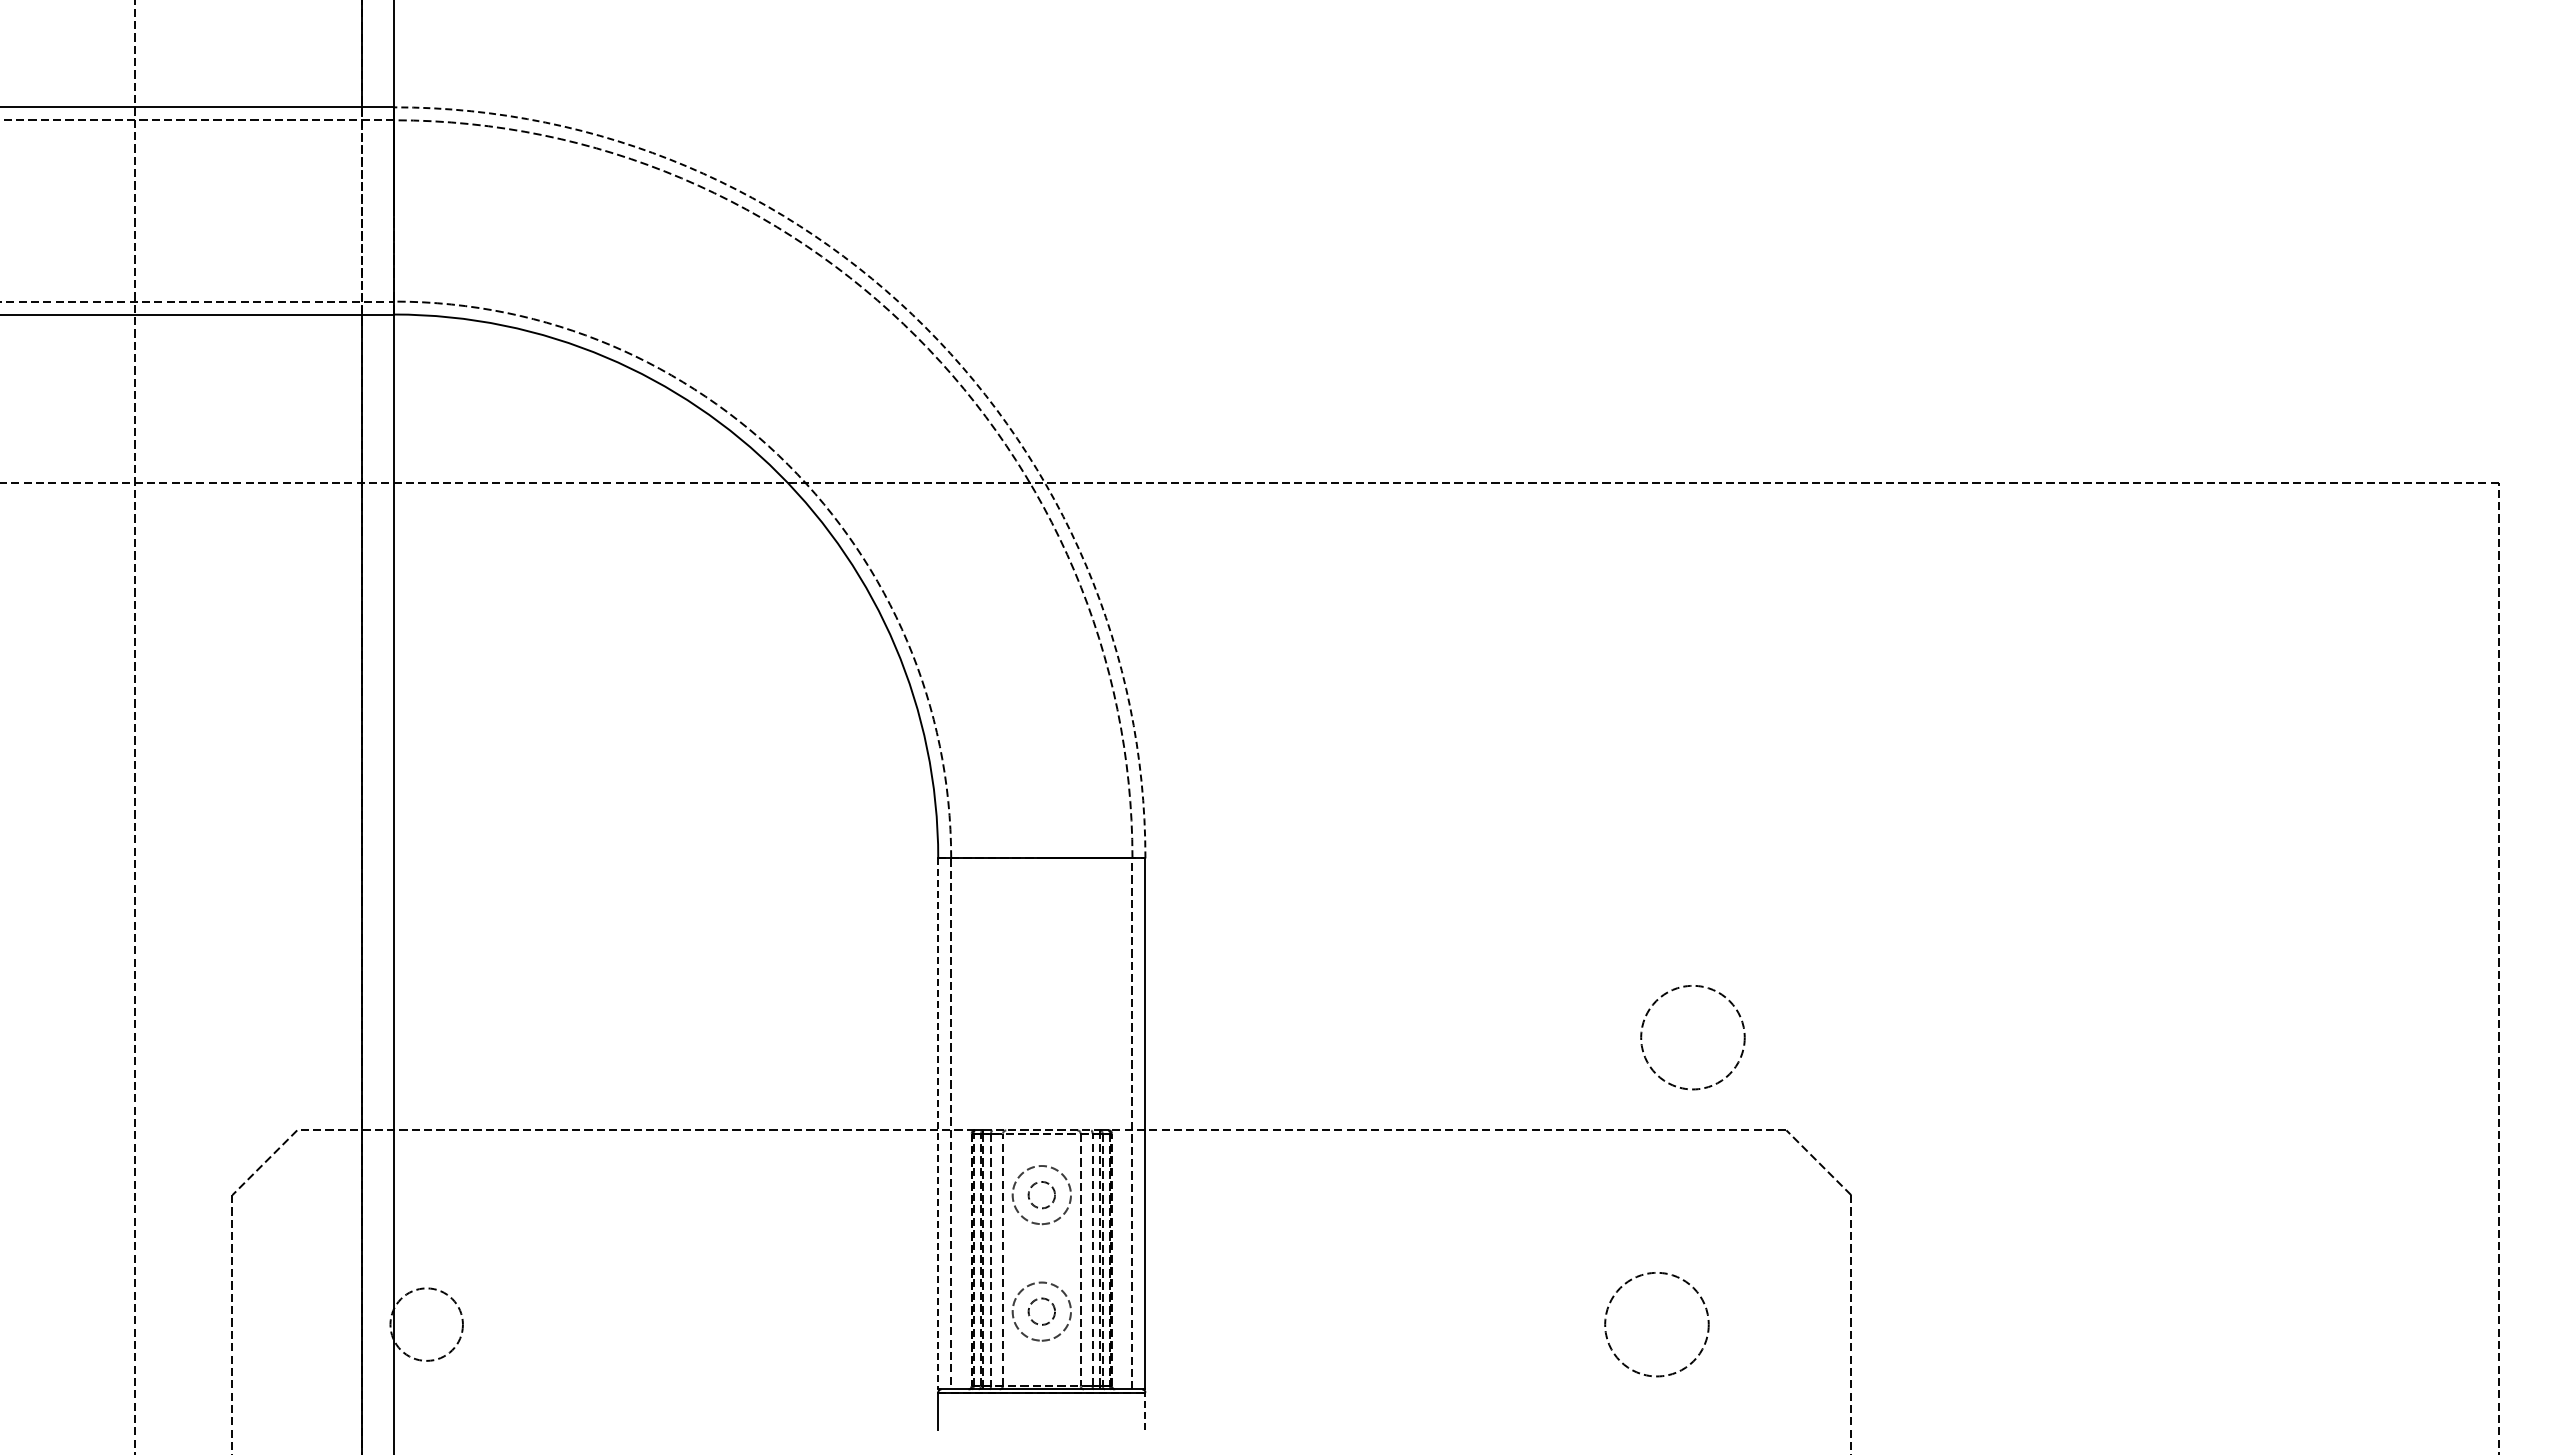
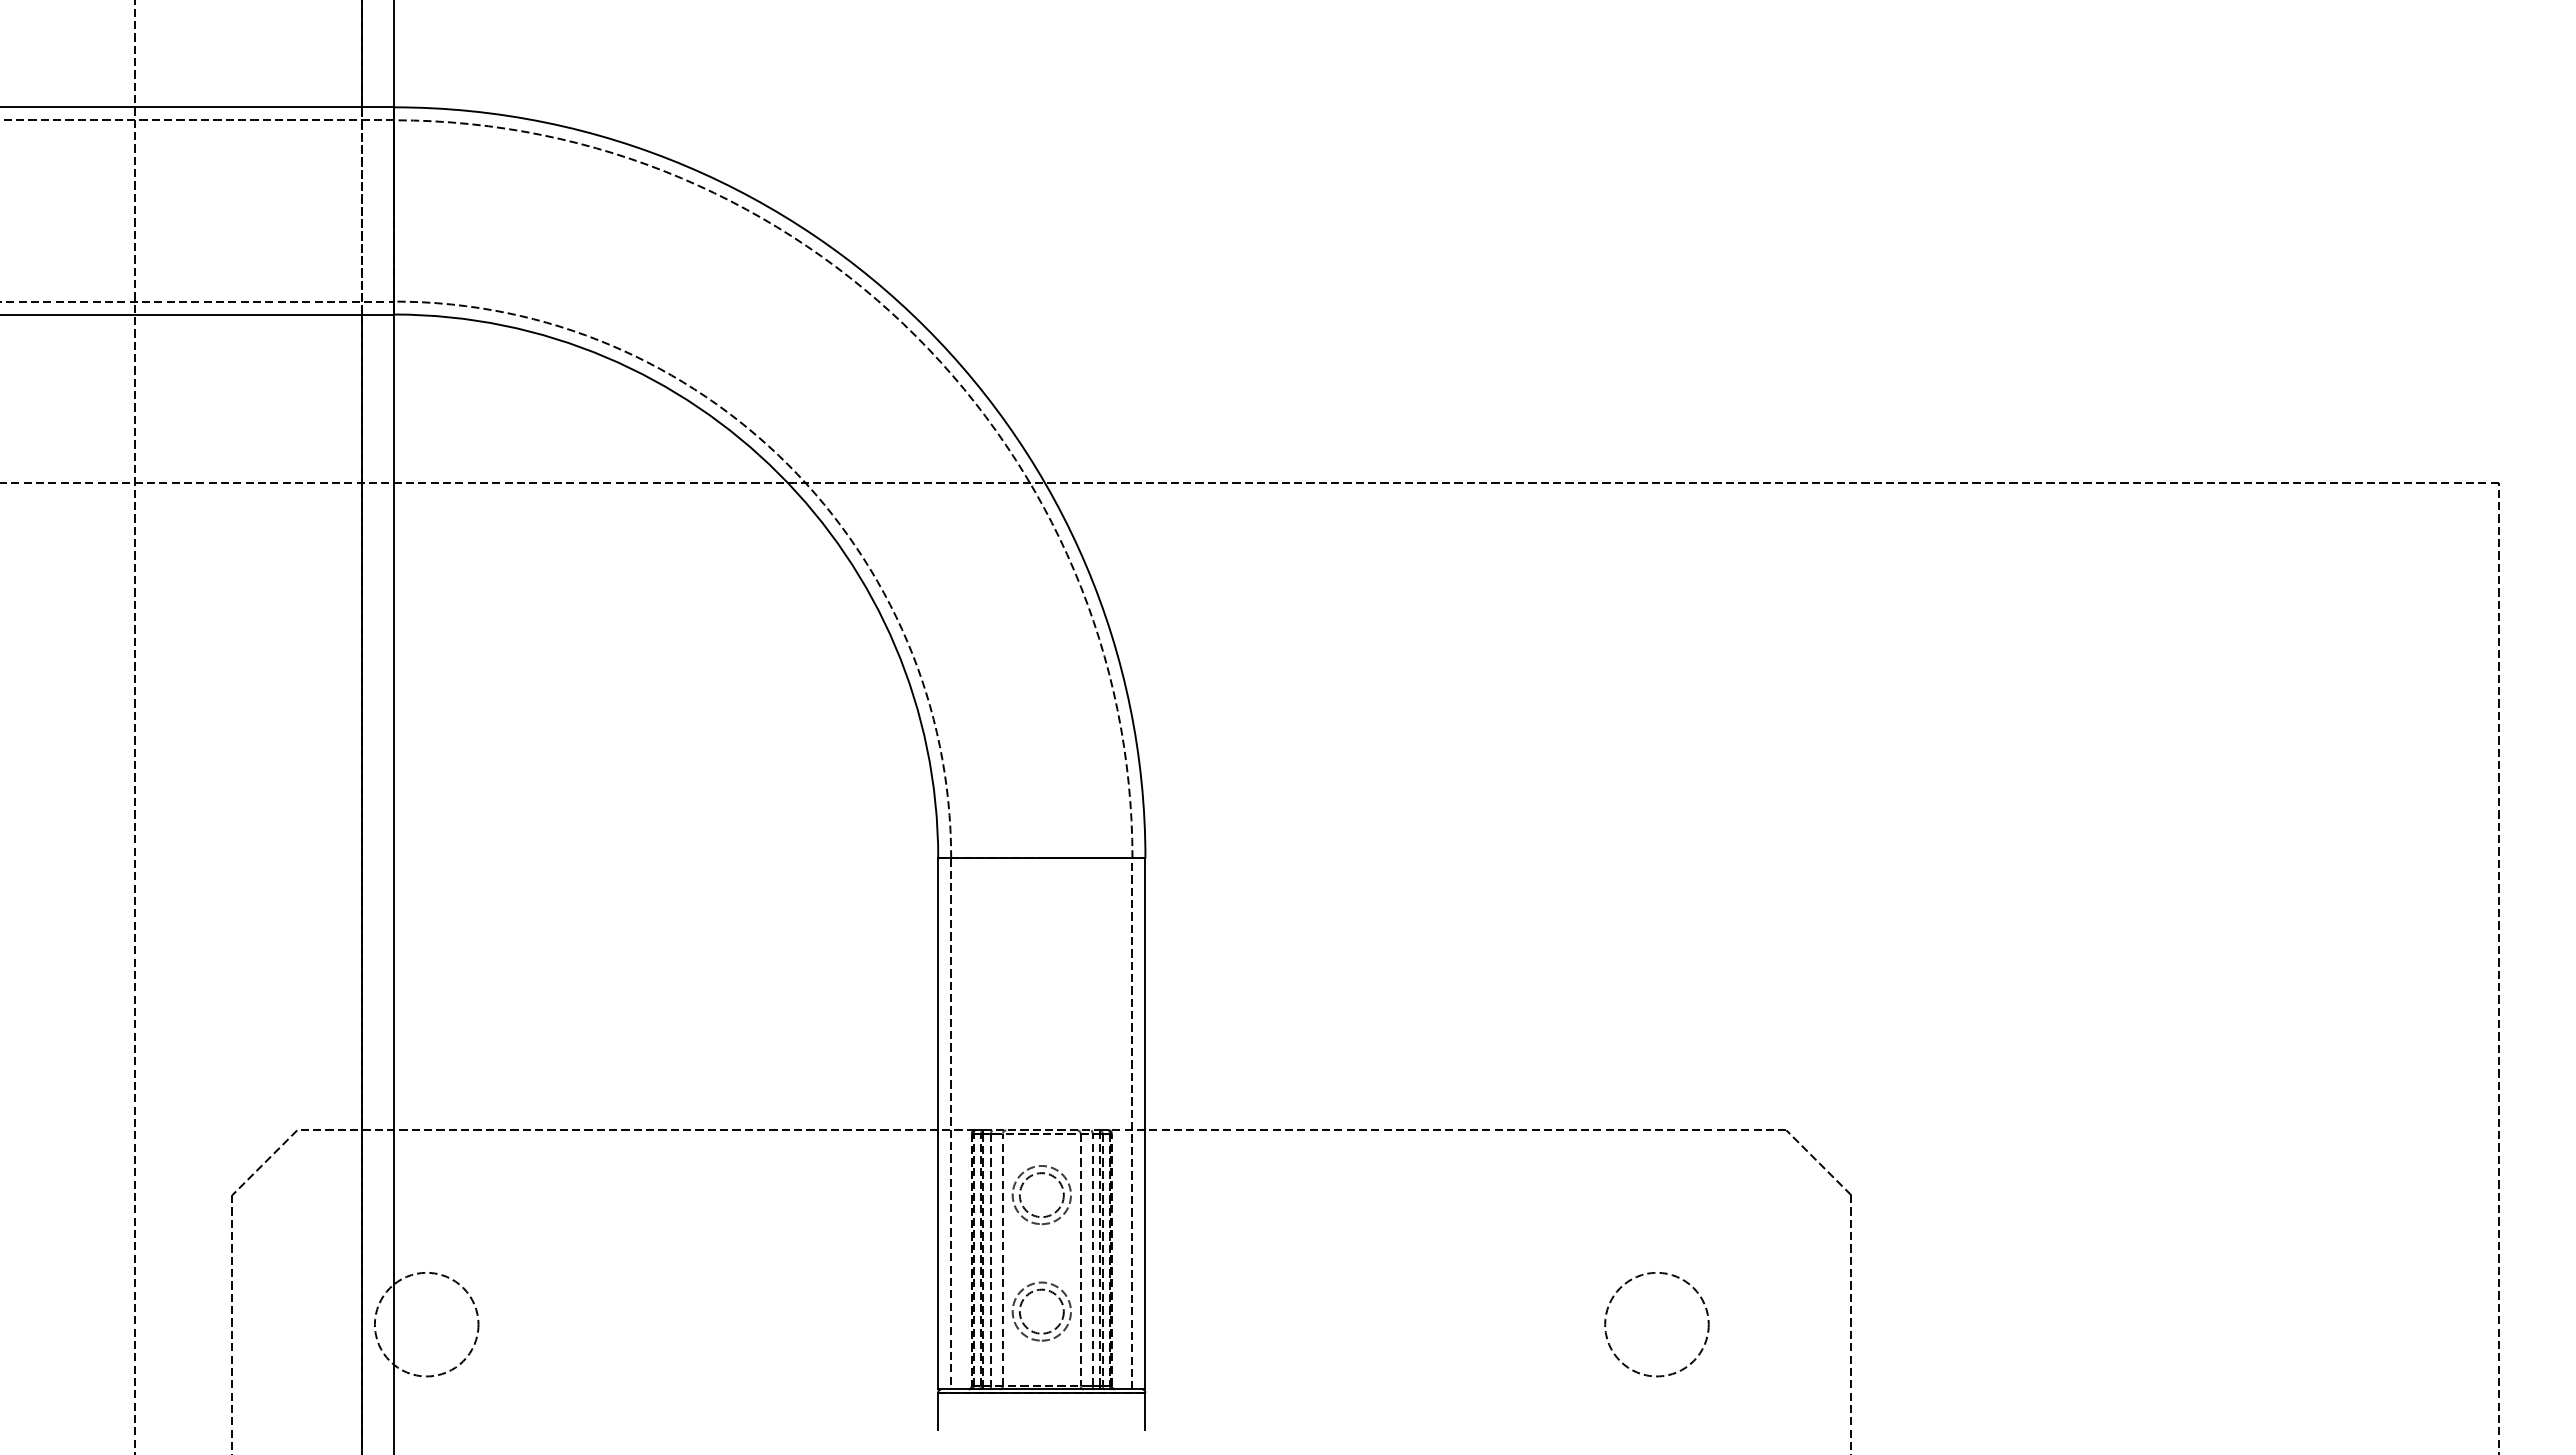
arc: dashed -> solid (925, 327)
circle: present -> none (1692, 1037)
line: dashed -> solid (938, 1124)
circle diameter: 26 px -> 44 px (1041, 1195)
circle diameter: 26 px -> 44 px (1041, 1311)
circle diameter: 73 px -> 104 px (426, 1324)
line: dashed -> solid (1145, 1411)
